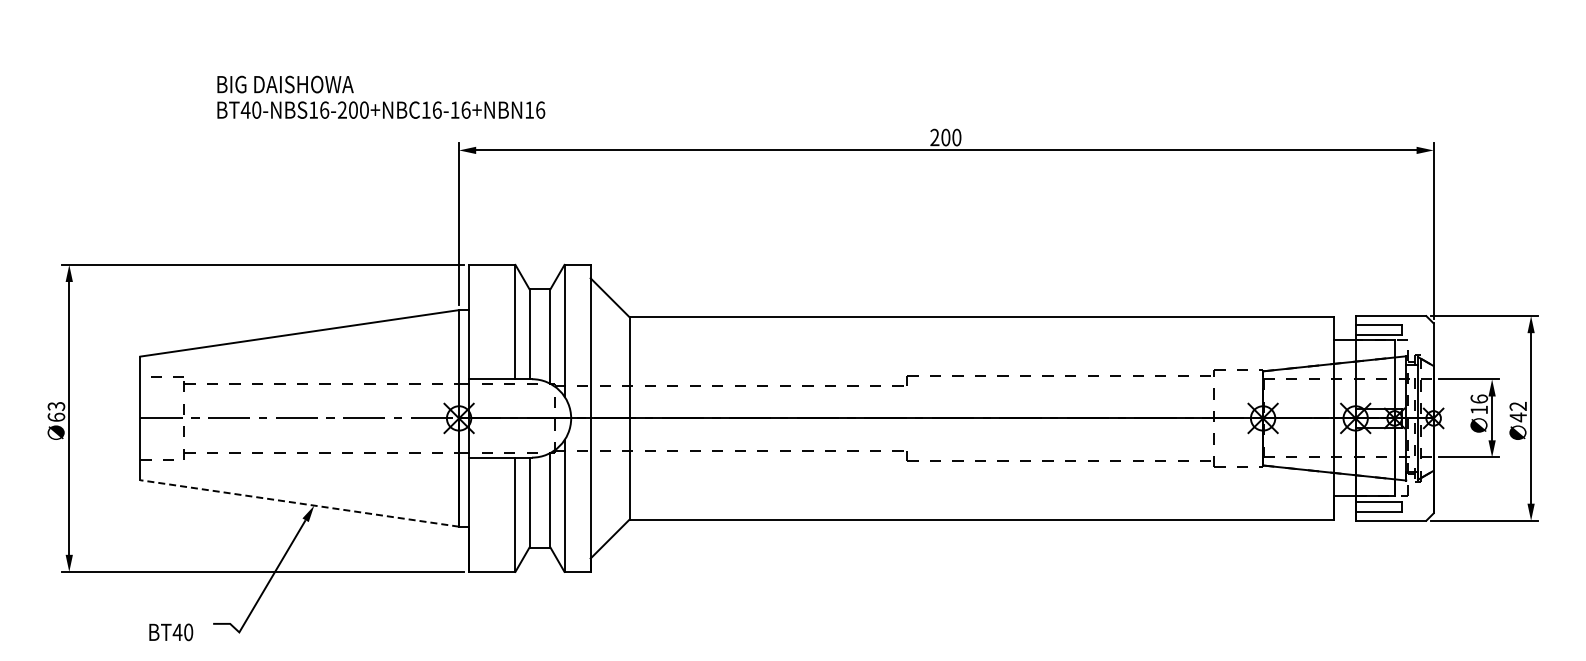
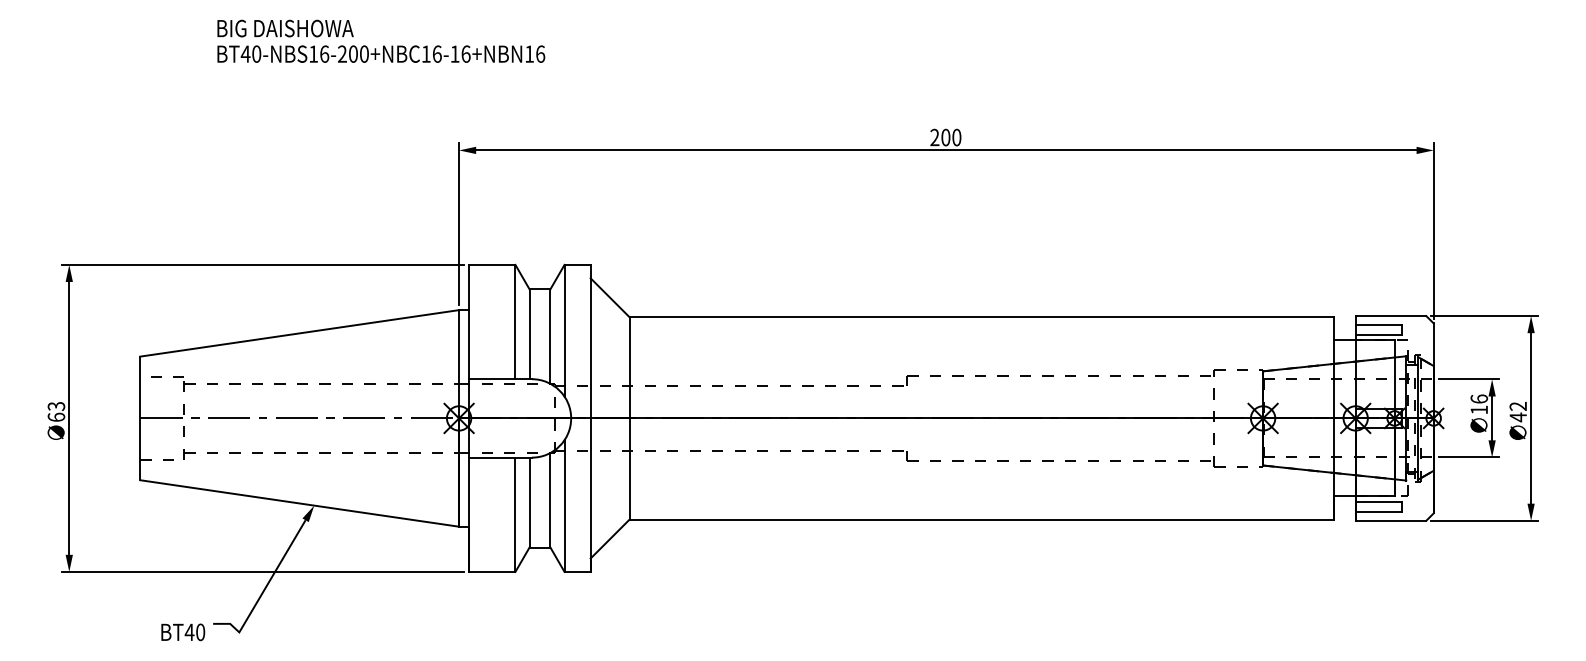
text position: (381, 96) -> (381, 40) (381, 40)
line: dashed -> solid (299, 503)
text position: (171, 632) -> (183, 632) (183, 632)
